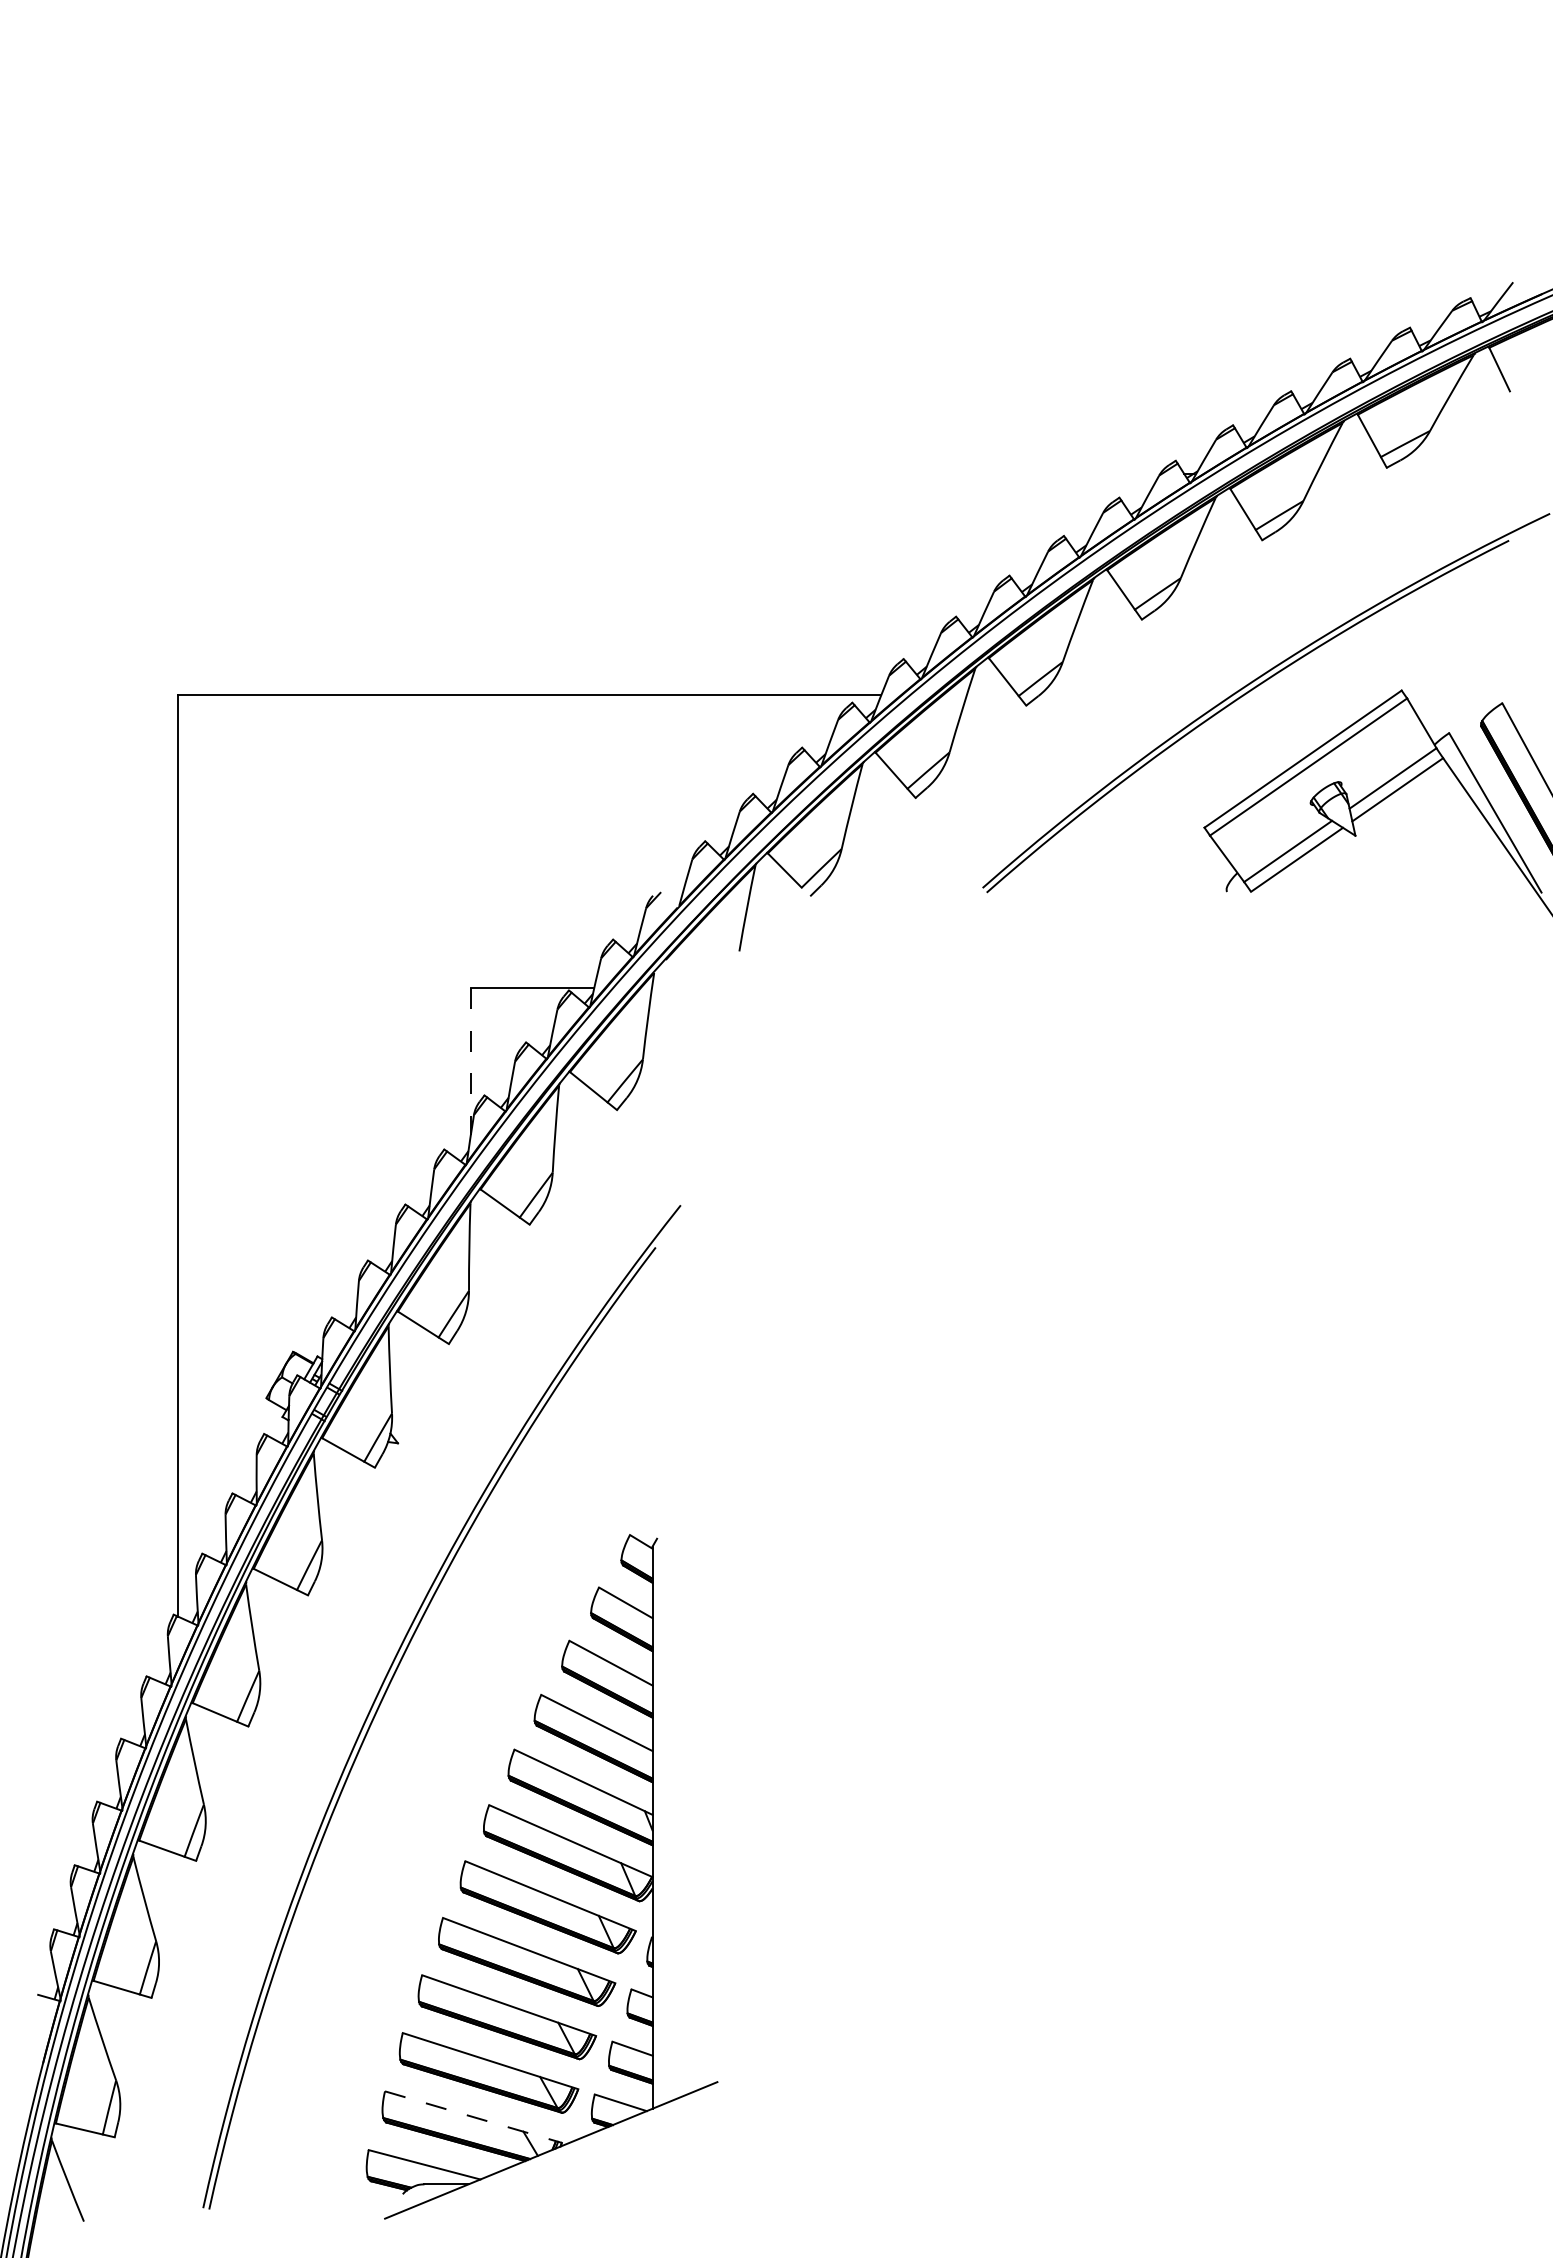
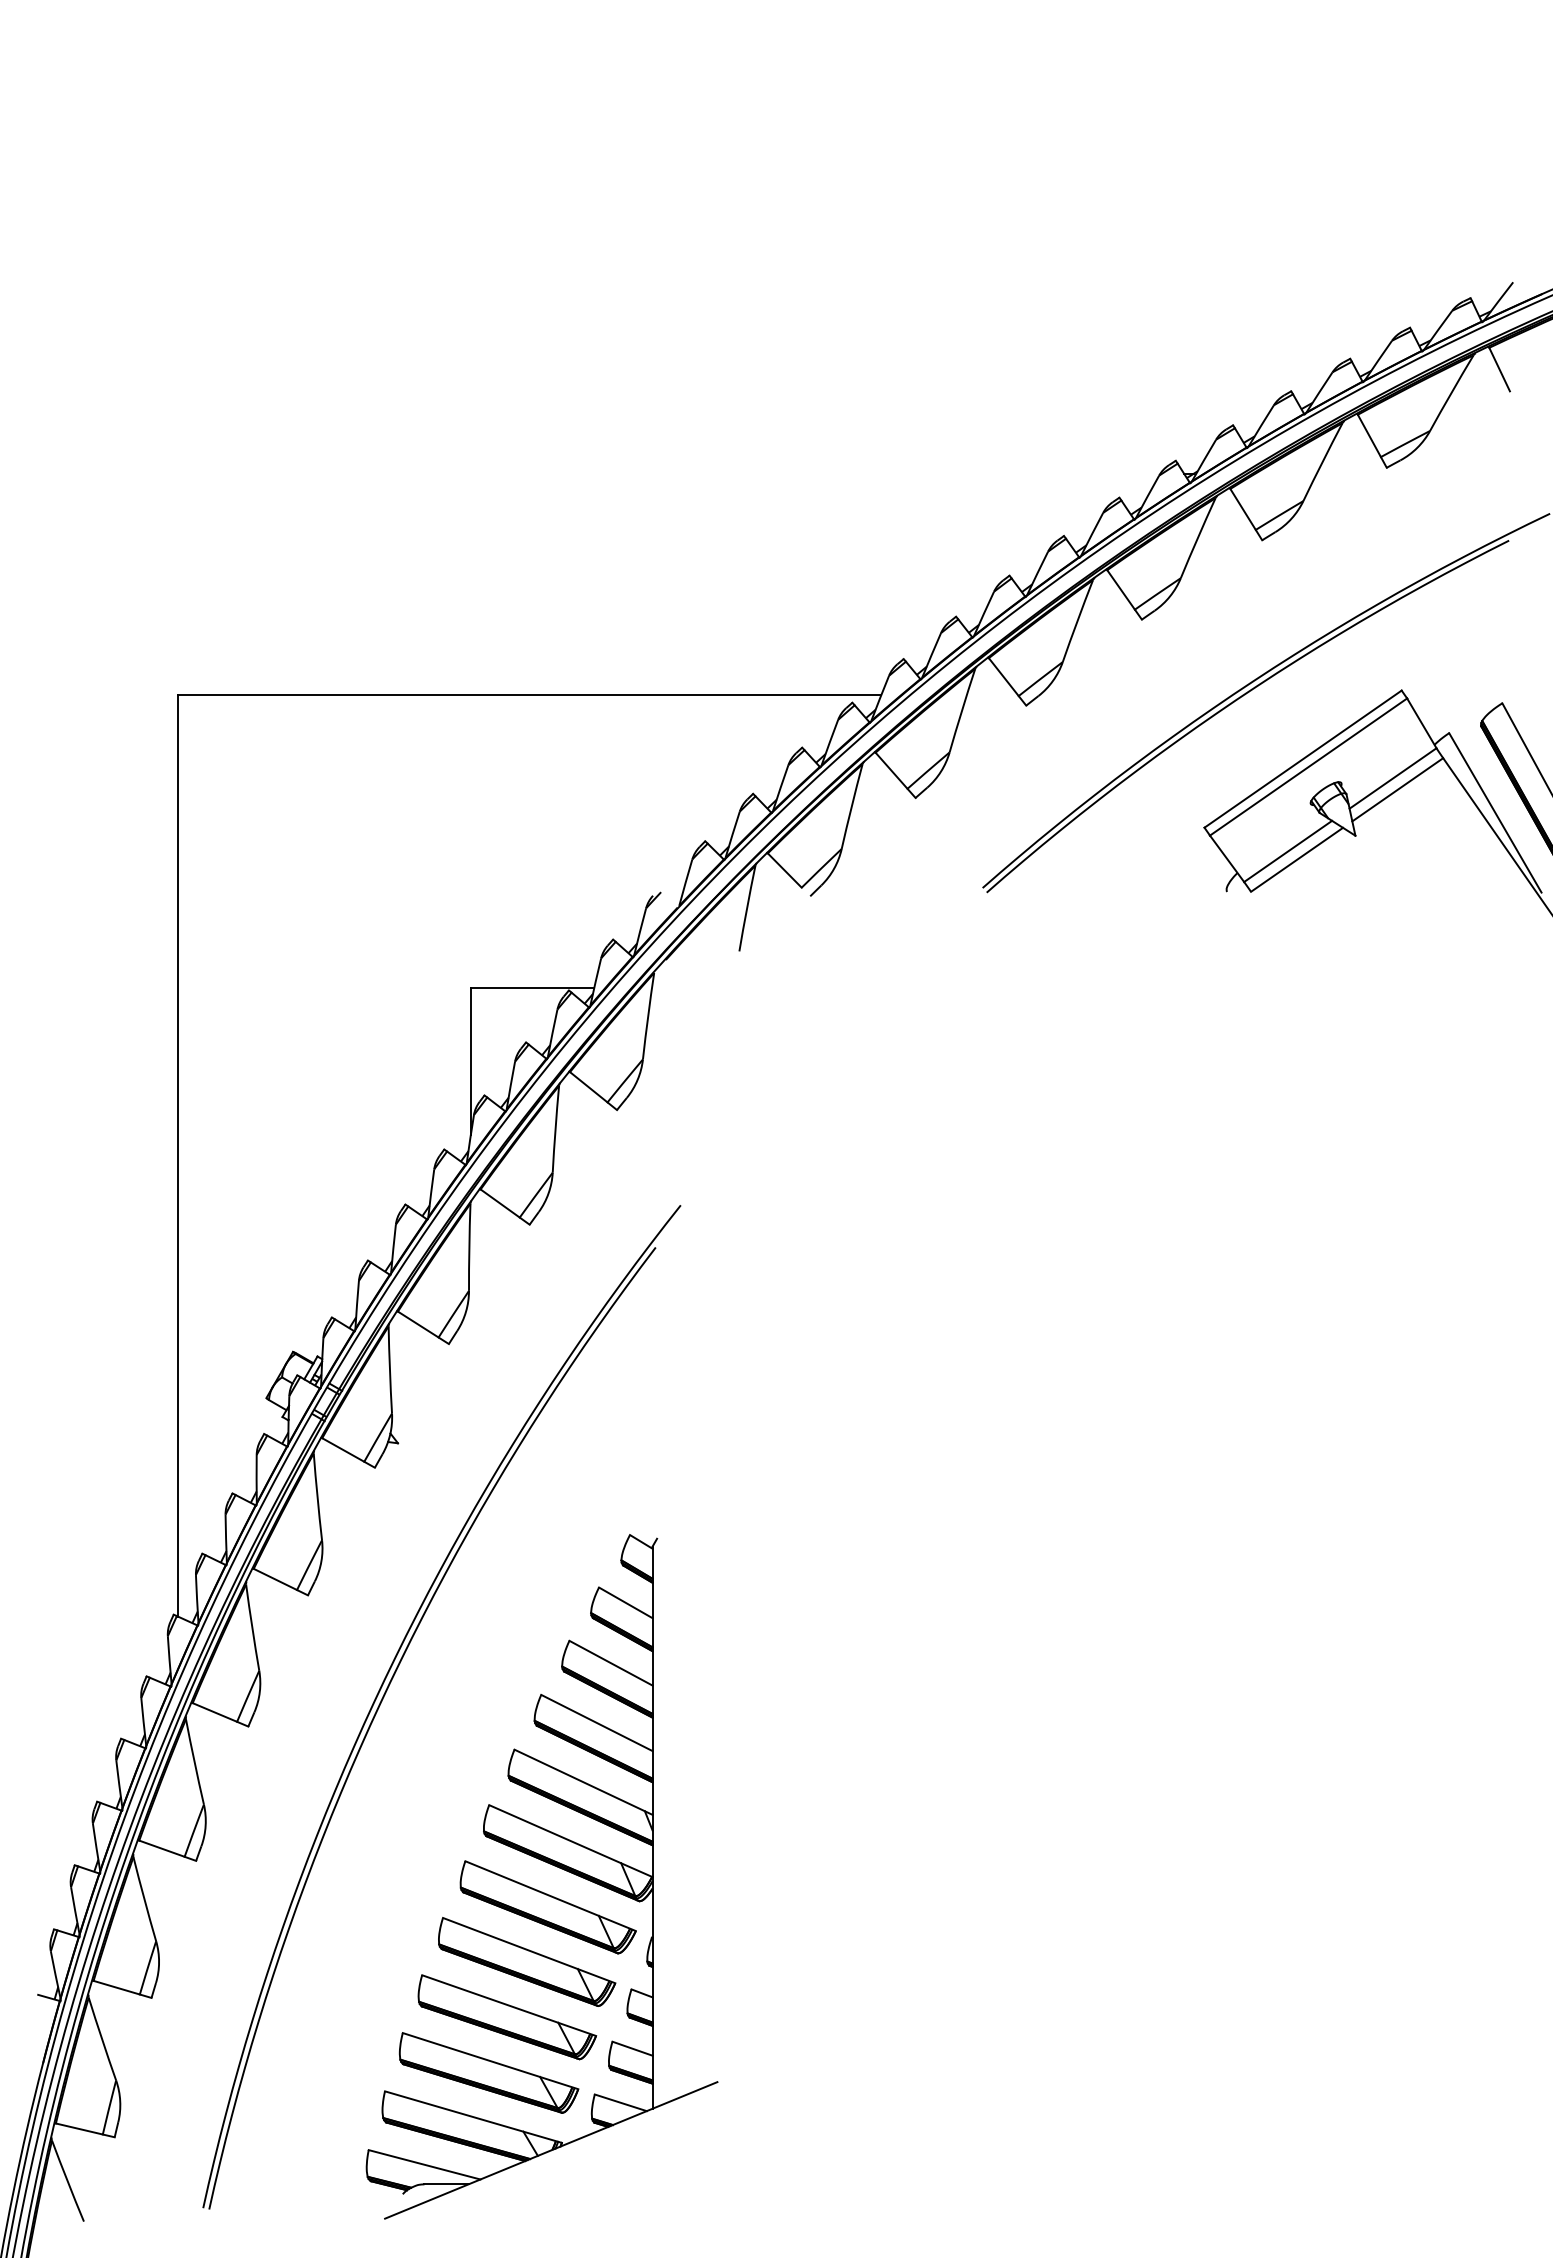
line: dashed -> solid (470, 1061)
line: dashed -> solid (473, 2117)
